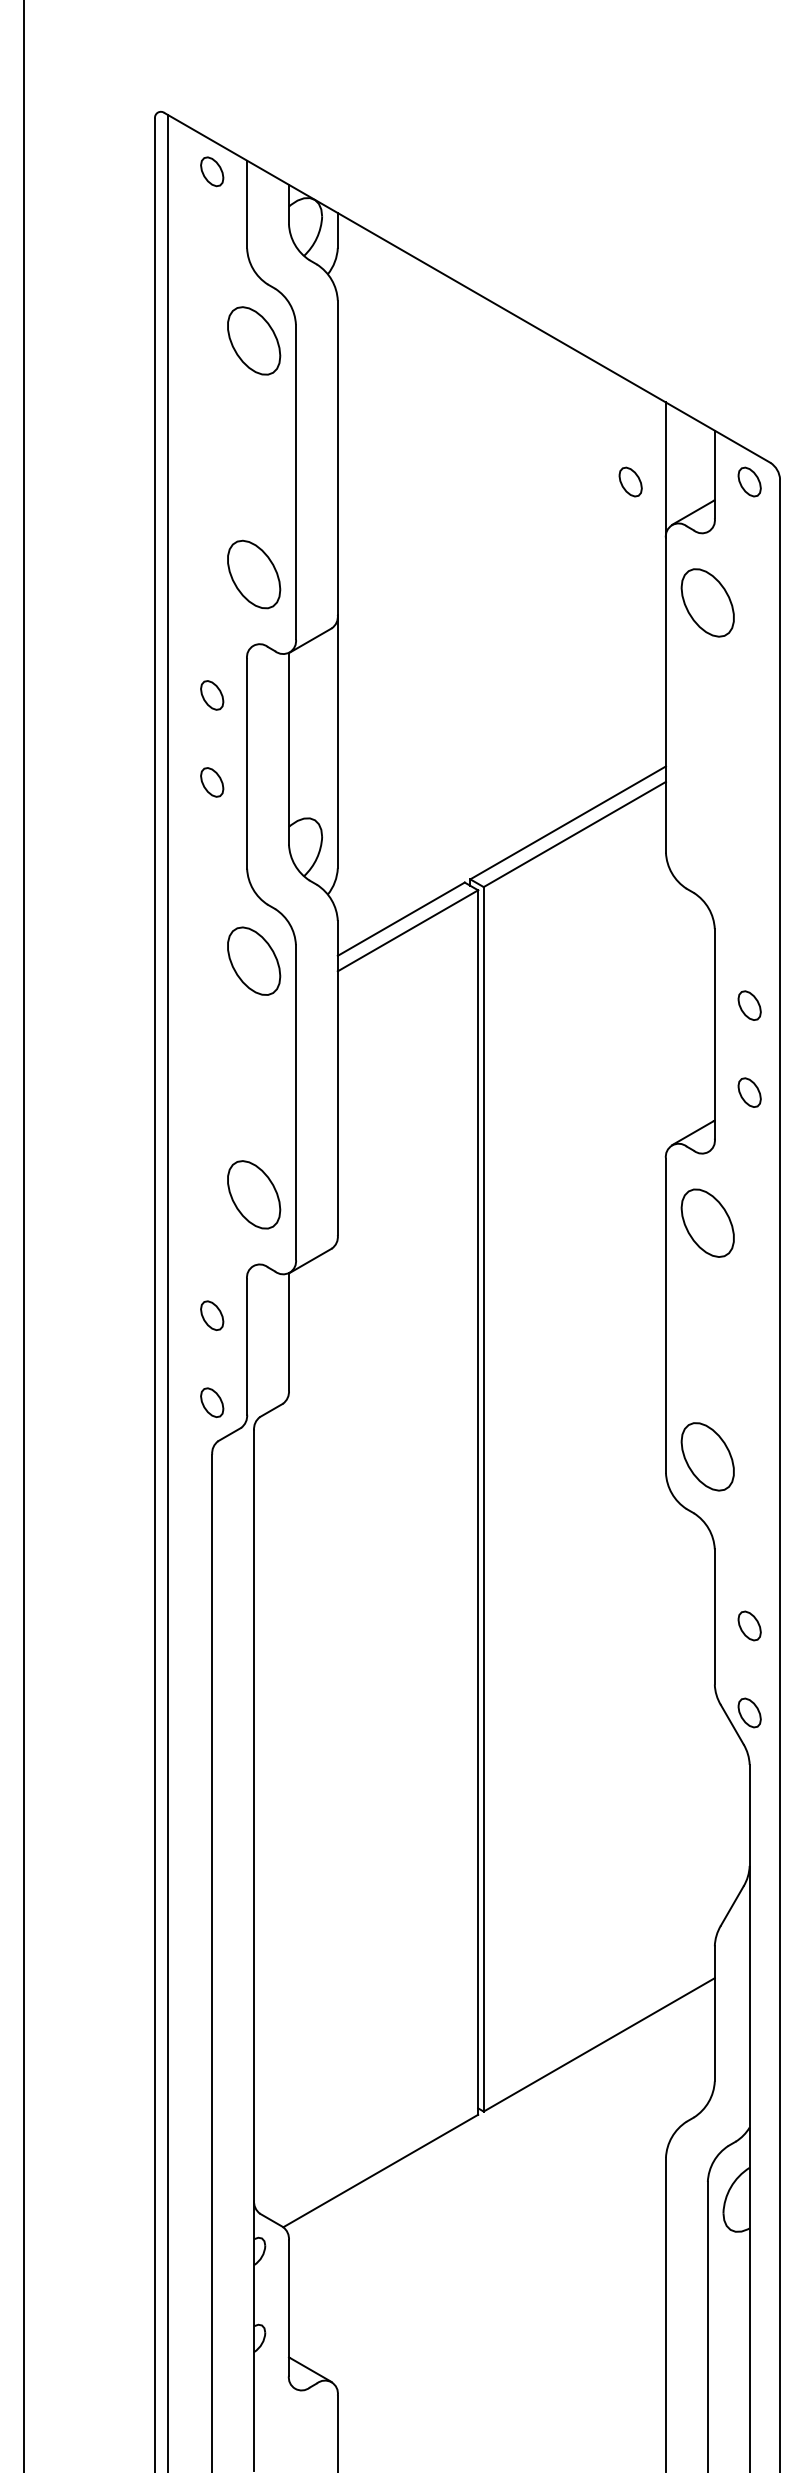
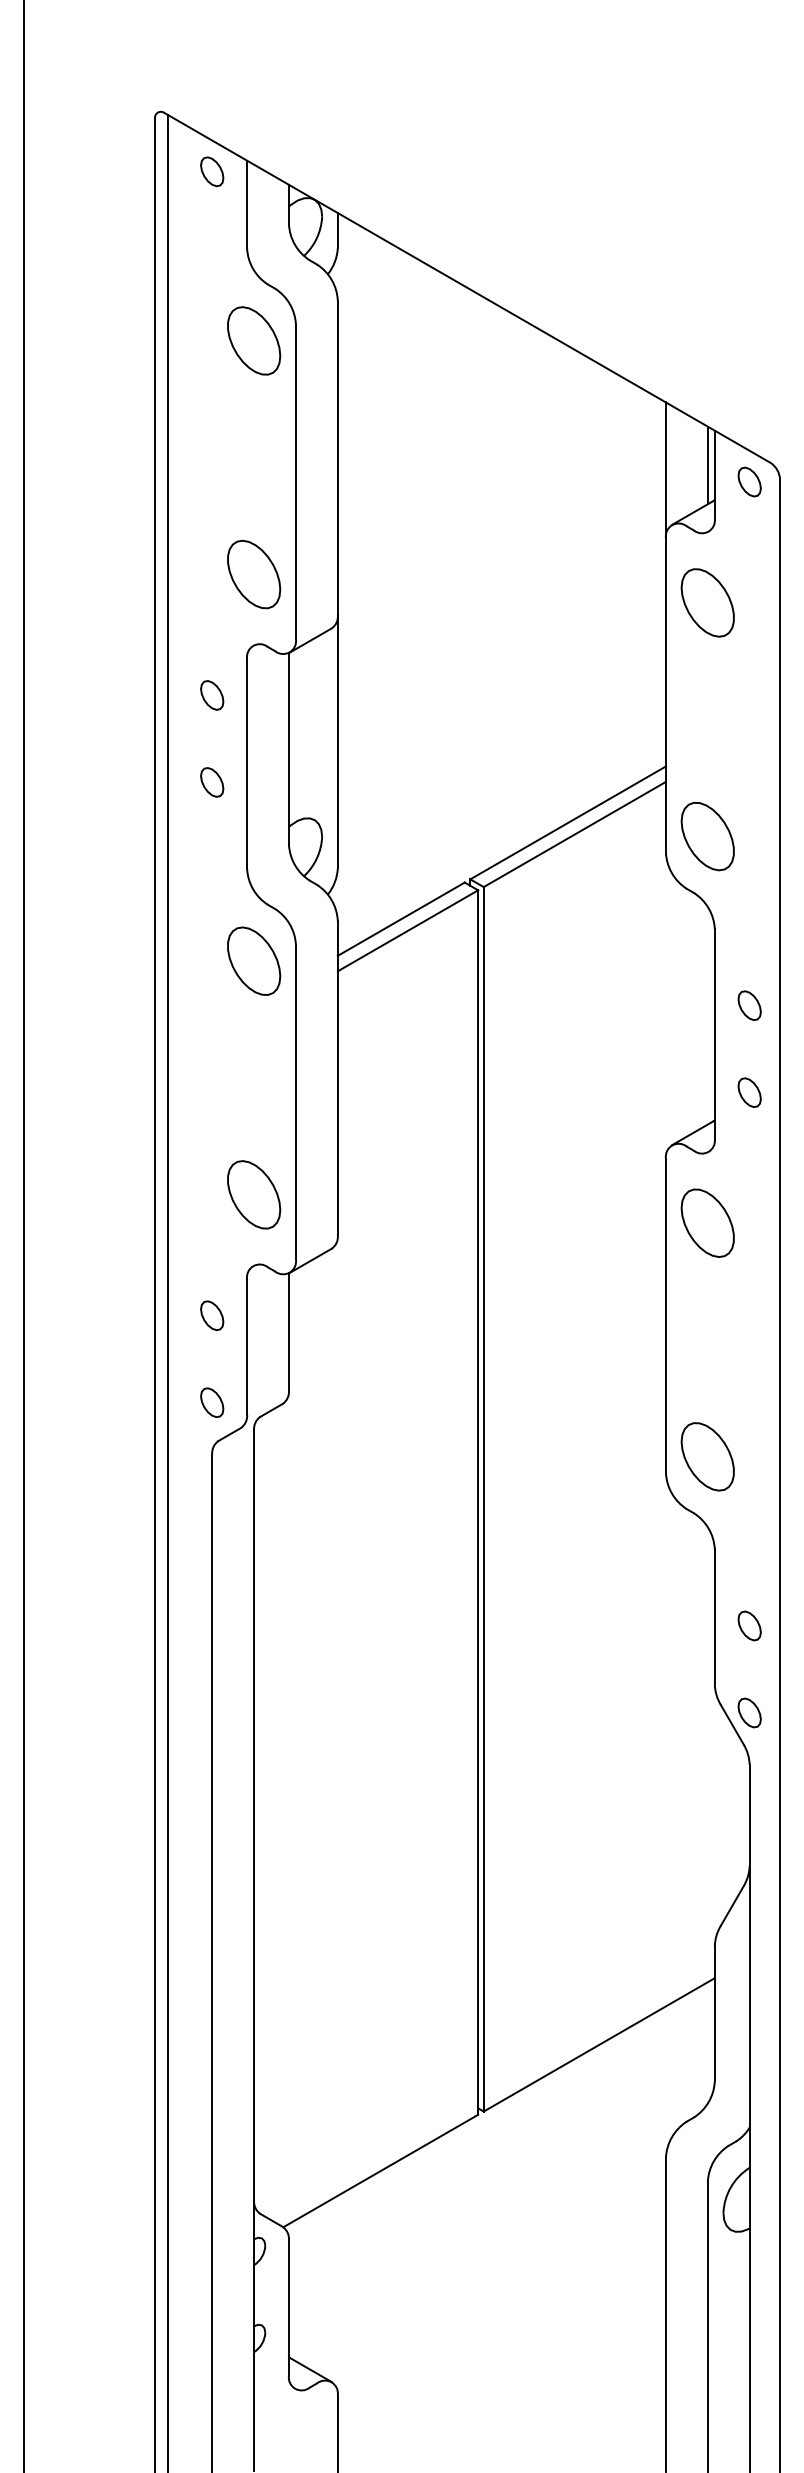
line: none -> present (707, 465)
part: present -> none (630, 481)
part: none -> present (707, 836)
